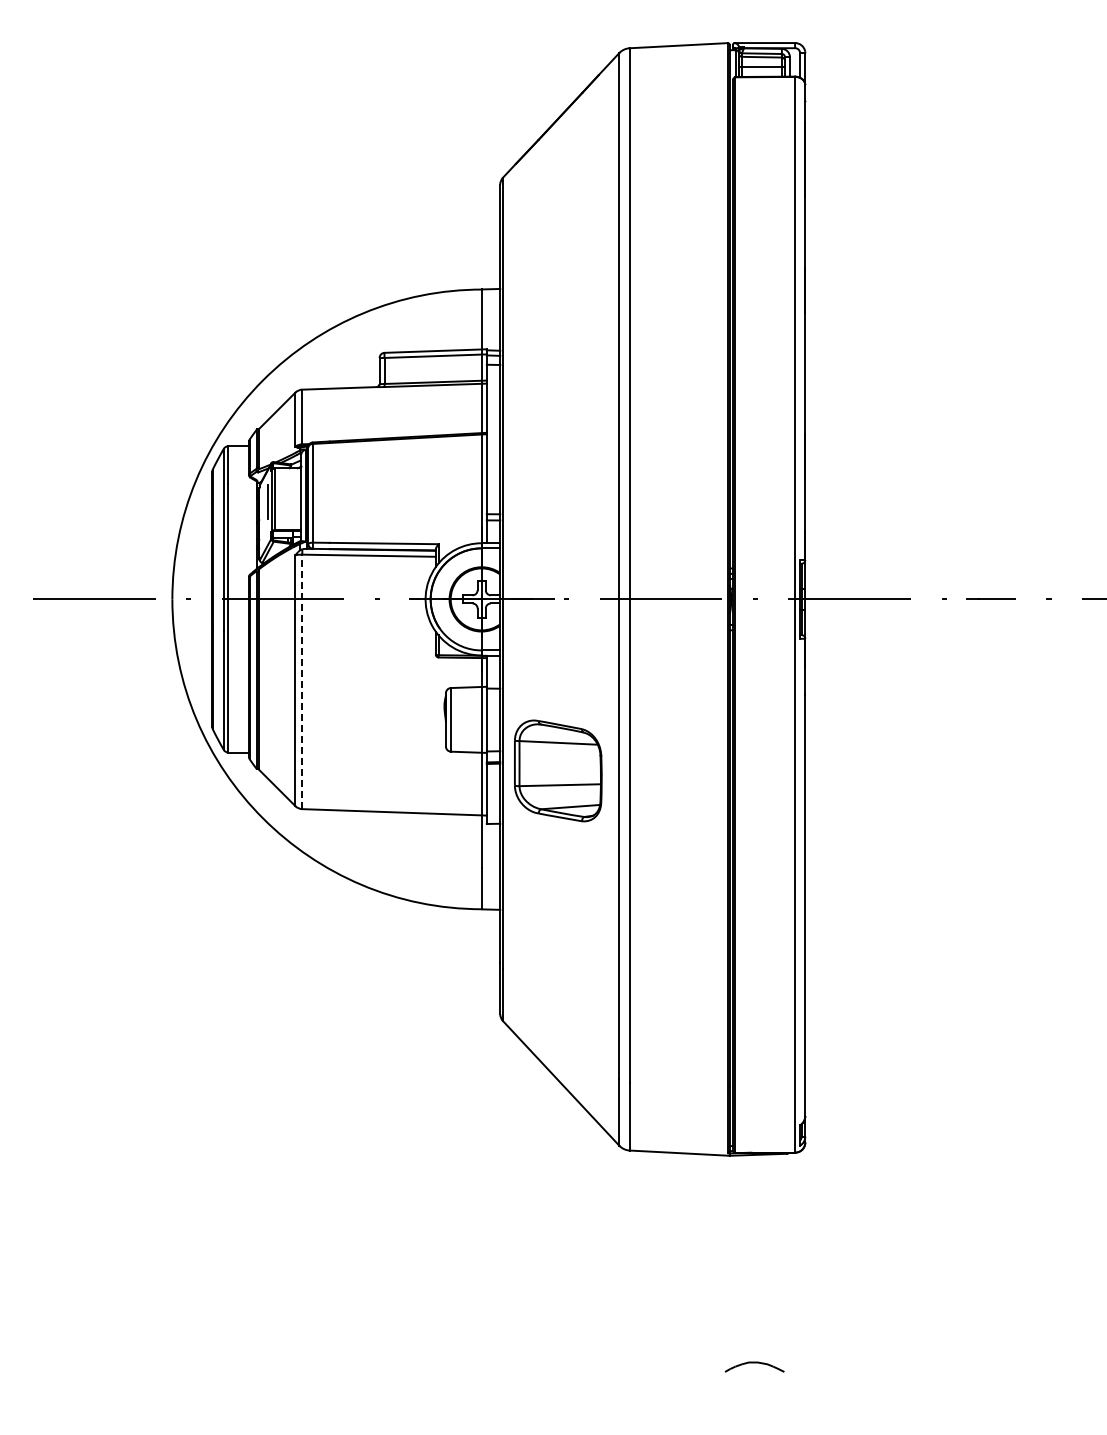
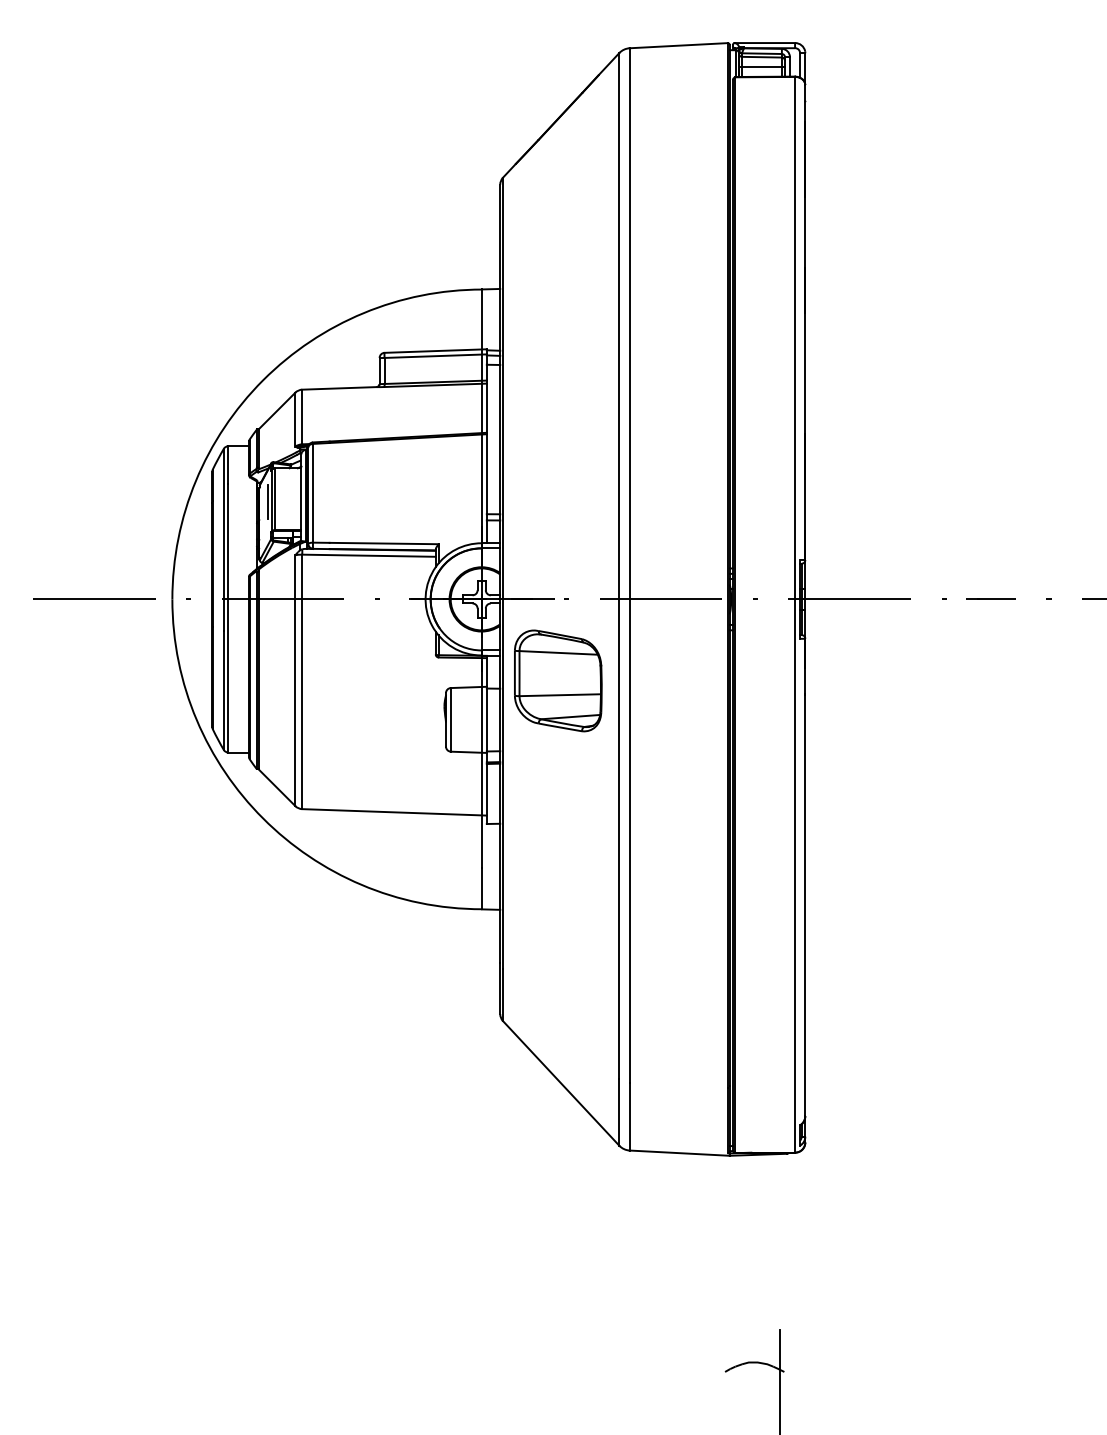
line: dashed -> solid (302, 681)
part position: (558, 770) -> (558, 680) (558, 680)
line: none -> present (779, 1380)
